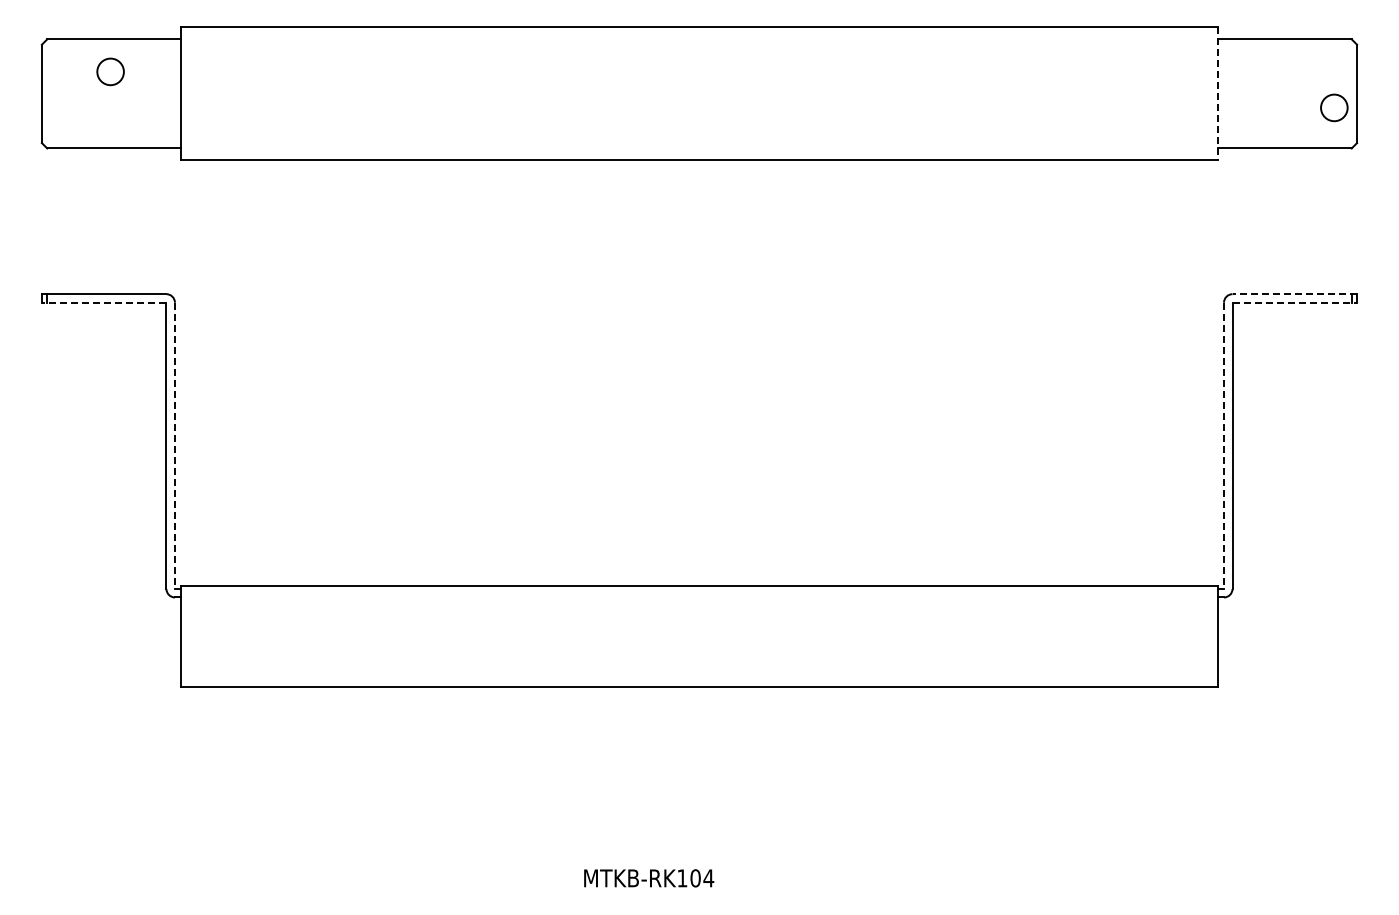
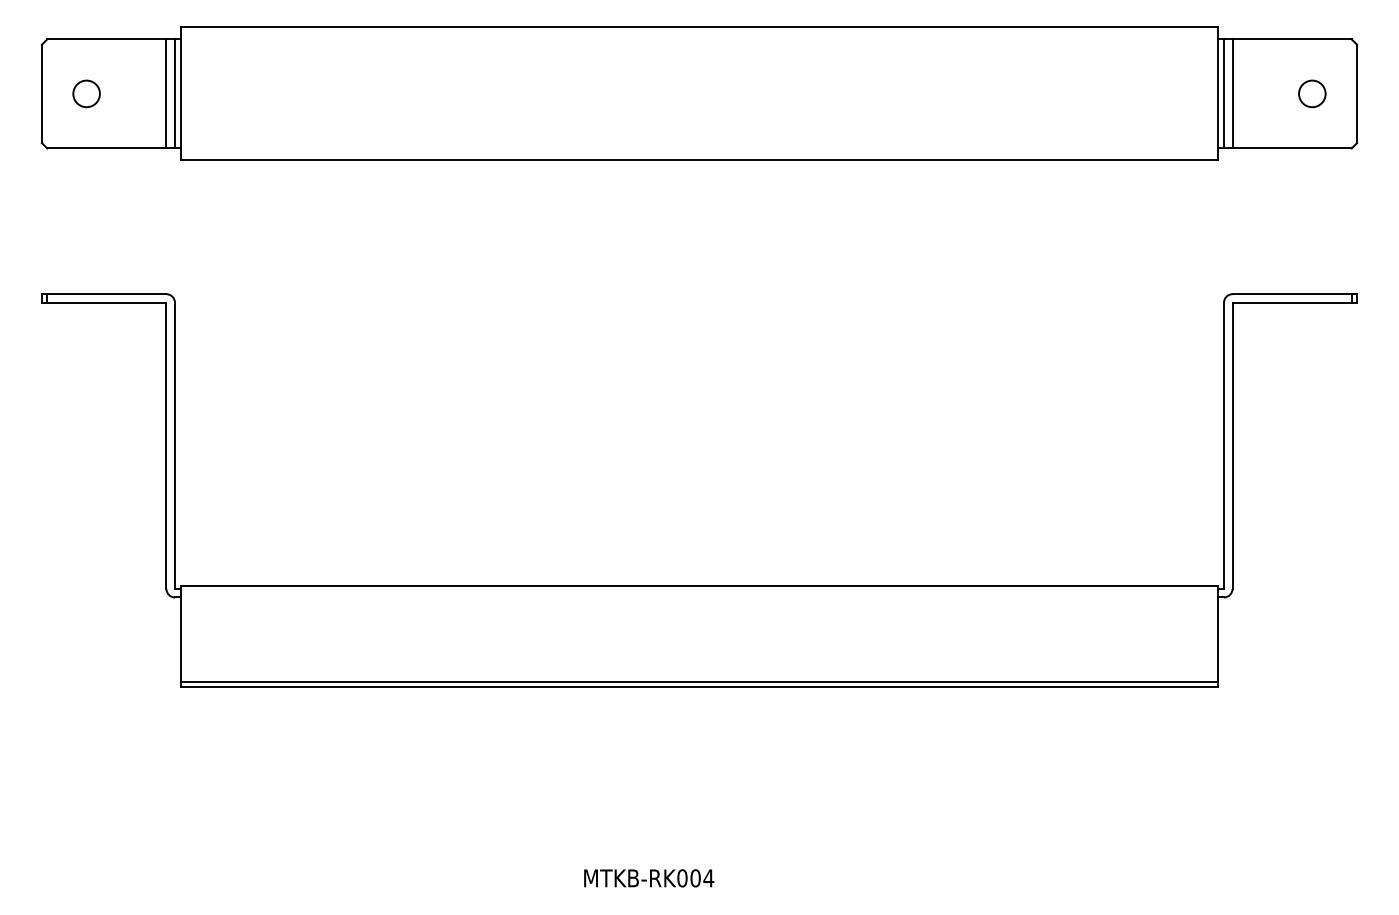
circle position: (110, 71) -> (86, 93) (86, 93)
line: none -> present (166, 93)
line: none -> present (174, 93)
line: dashed -> solid (1218, 93)
line: none -> present (1224, 93)
line: none -> present (1232, 93)
circle position: (1334, 107) -> (1312, 93) (1312, 93)
line: dashed -> solid (1294, 294)
line: dashed -> solid (103, 302)
line: dashed -> solid (1295, 302)
line: dashed -> solid (174, 446)
line: dashed -> solid (1224, 446)
line: none -> present (699, 682)
text: MTKB-RK104 -> MTKB-RK004 (682, 878)
